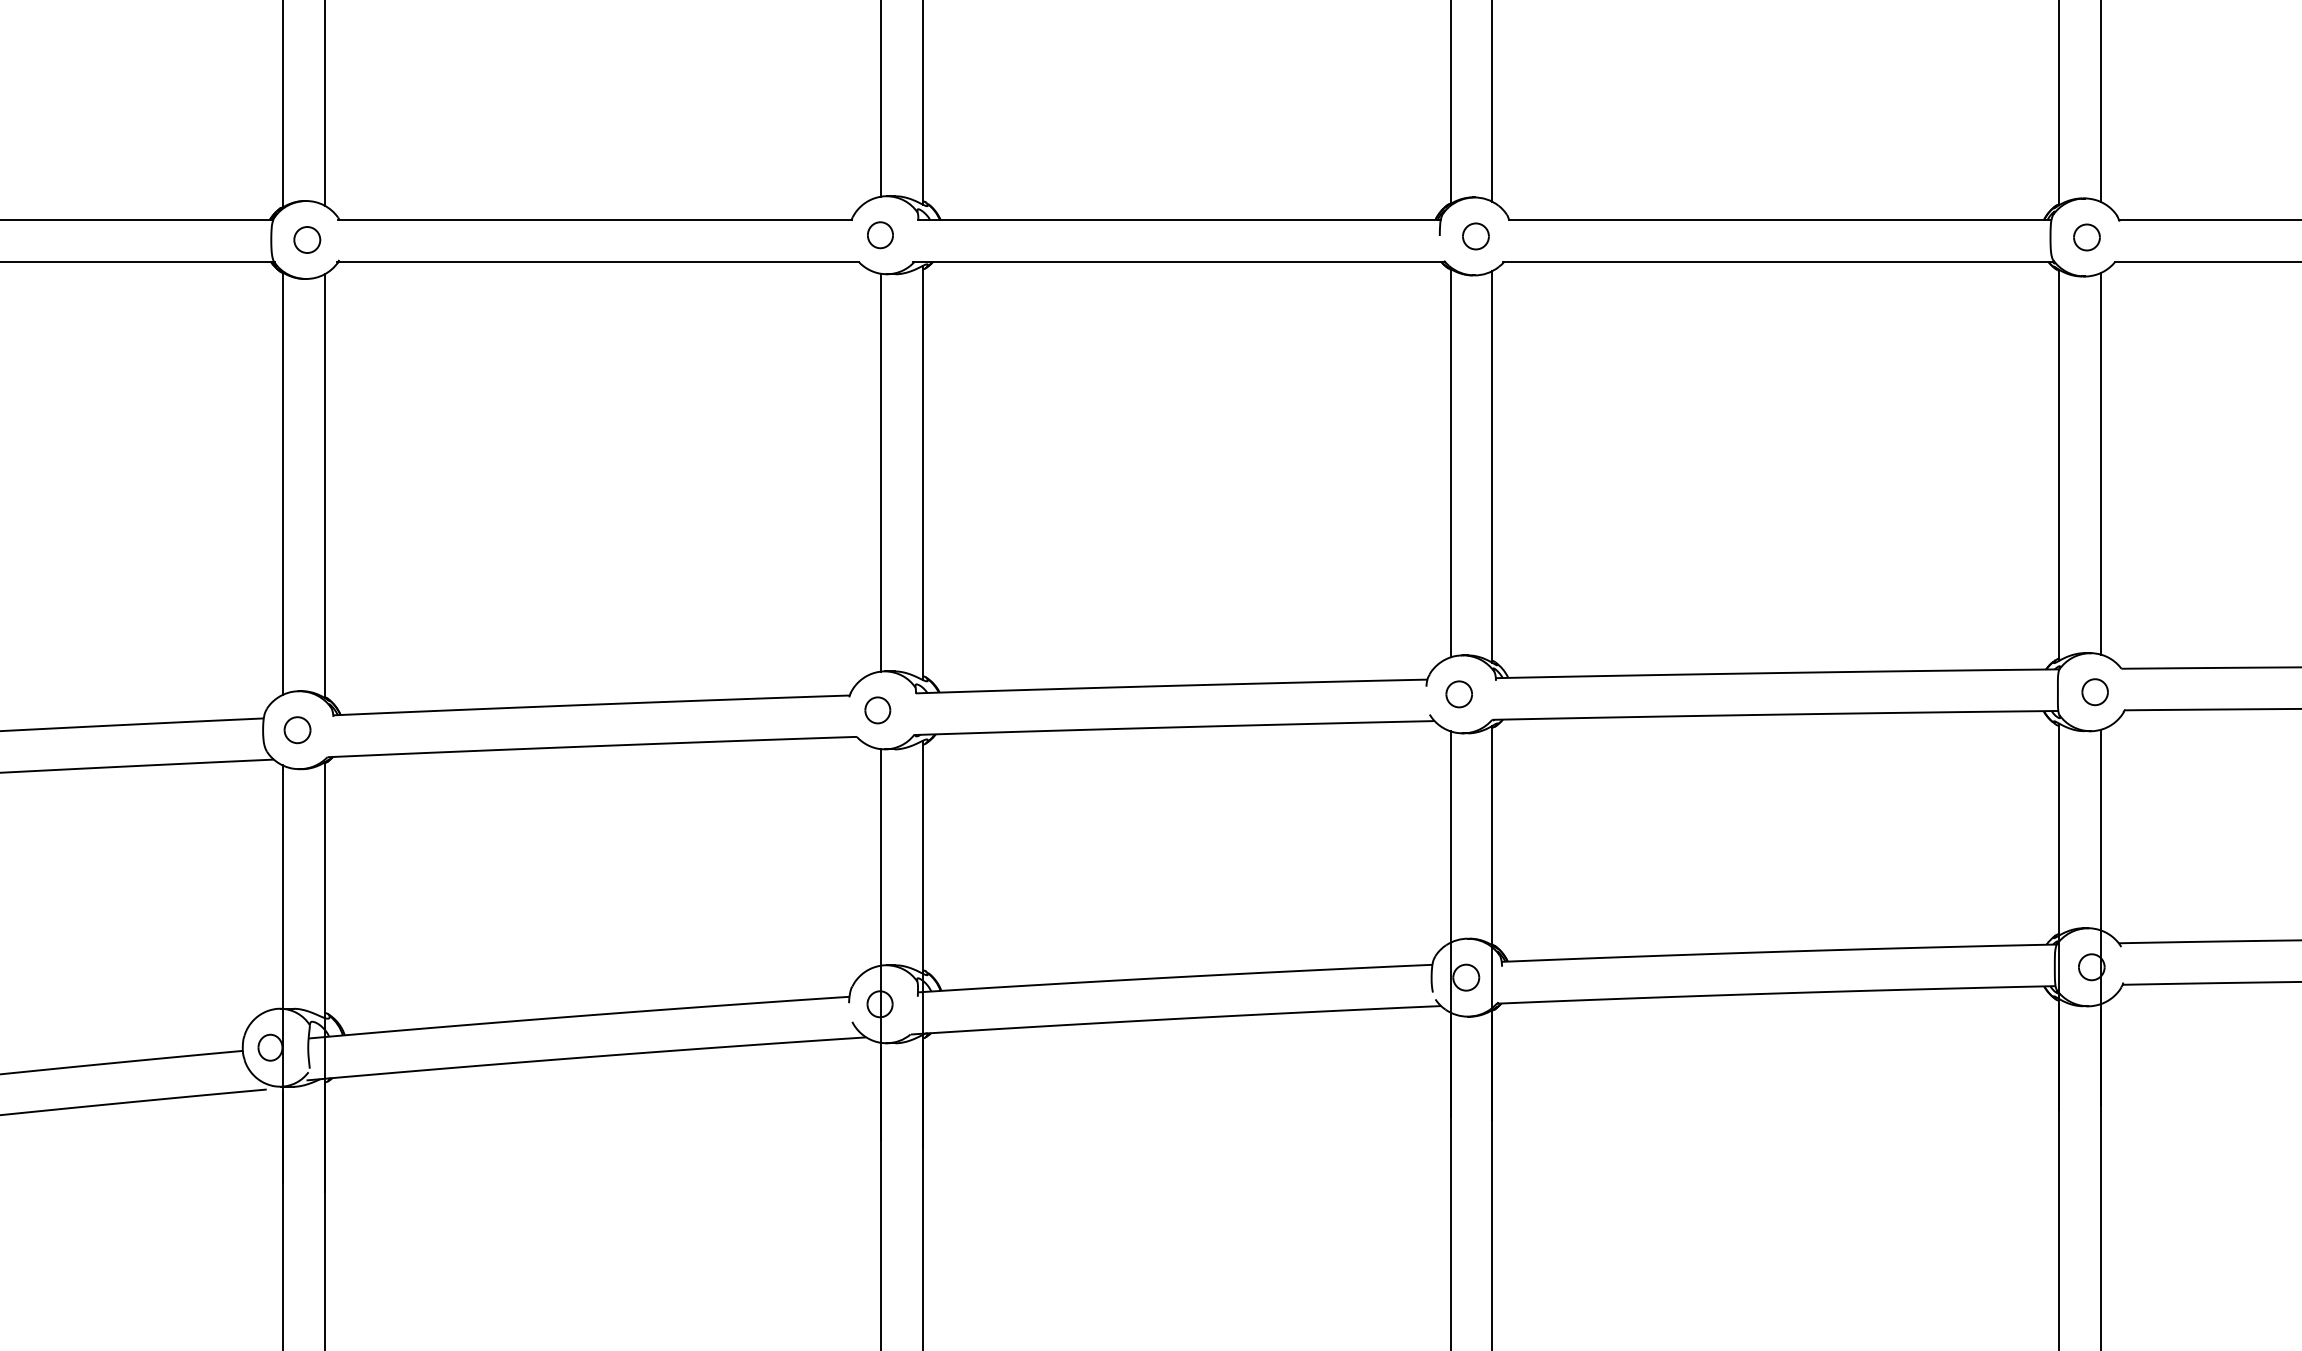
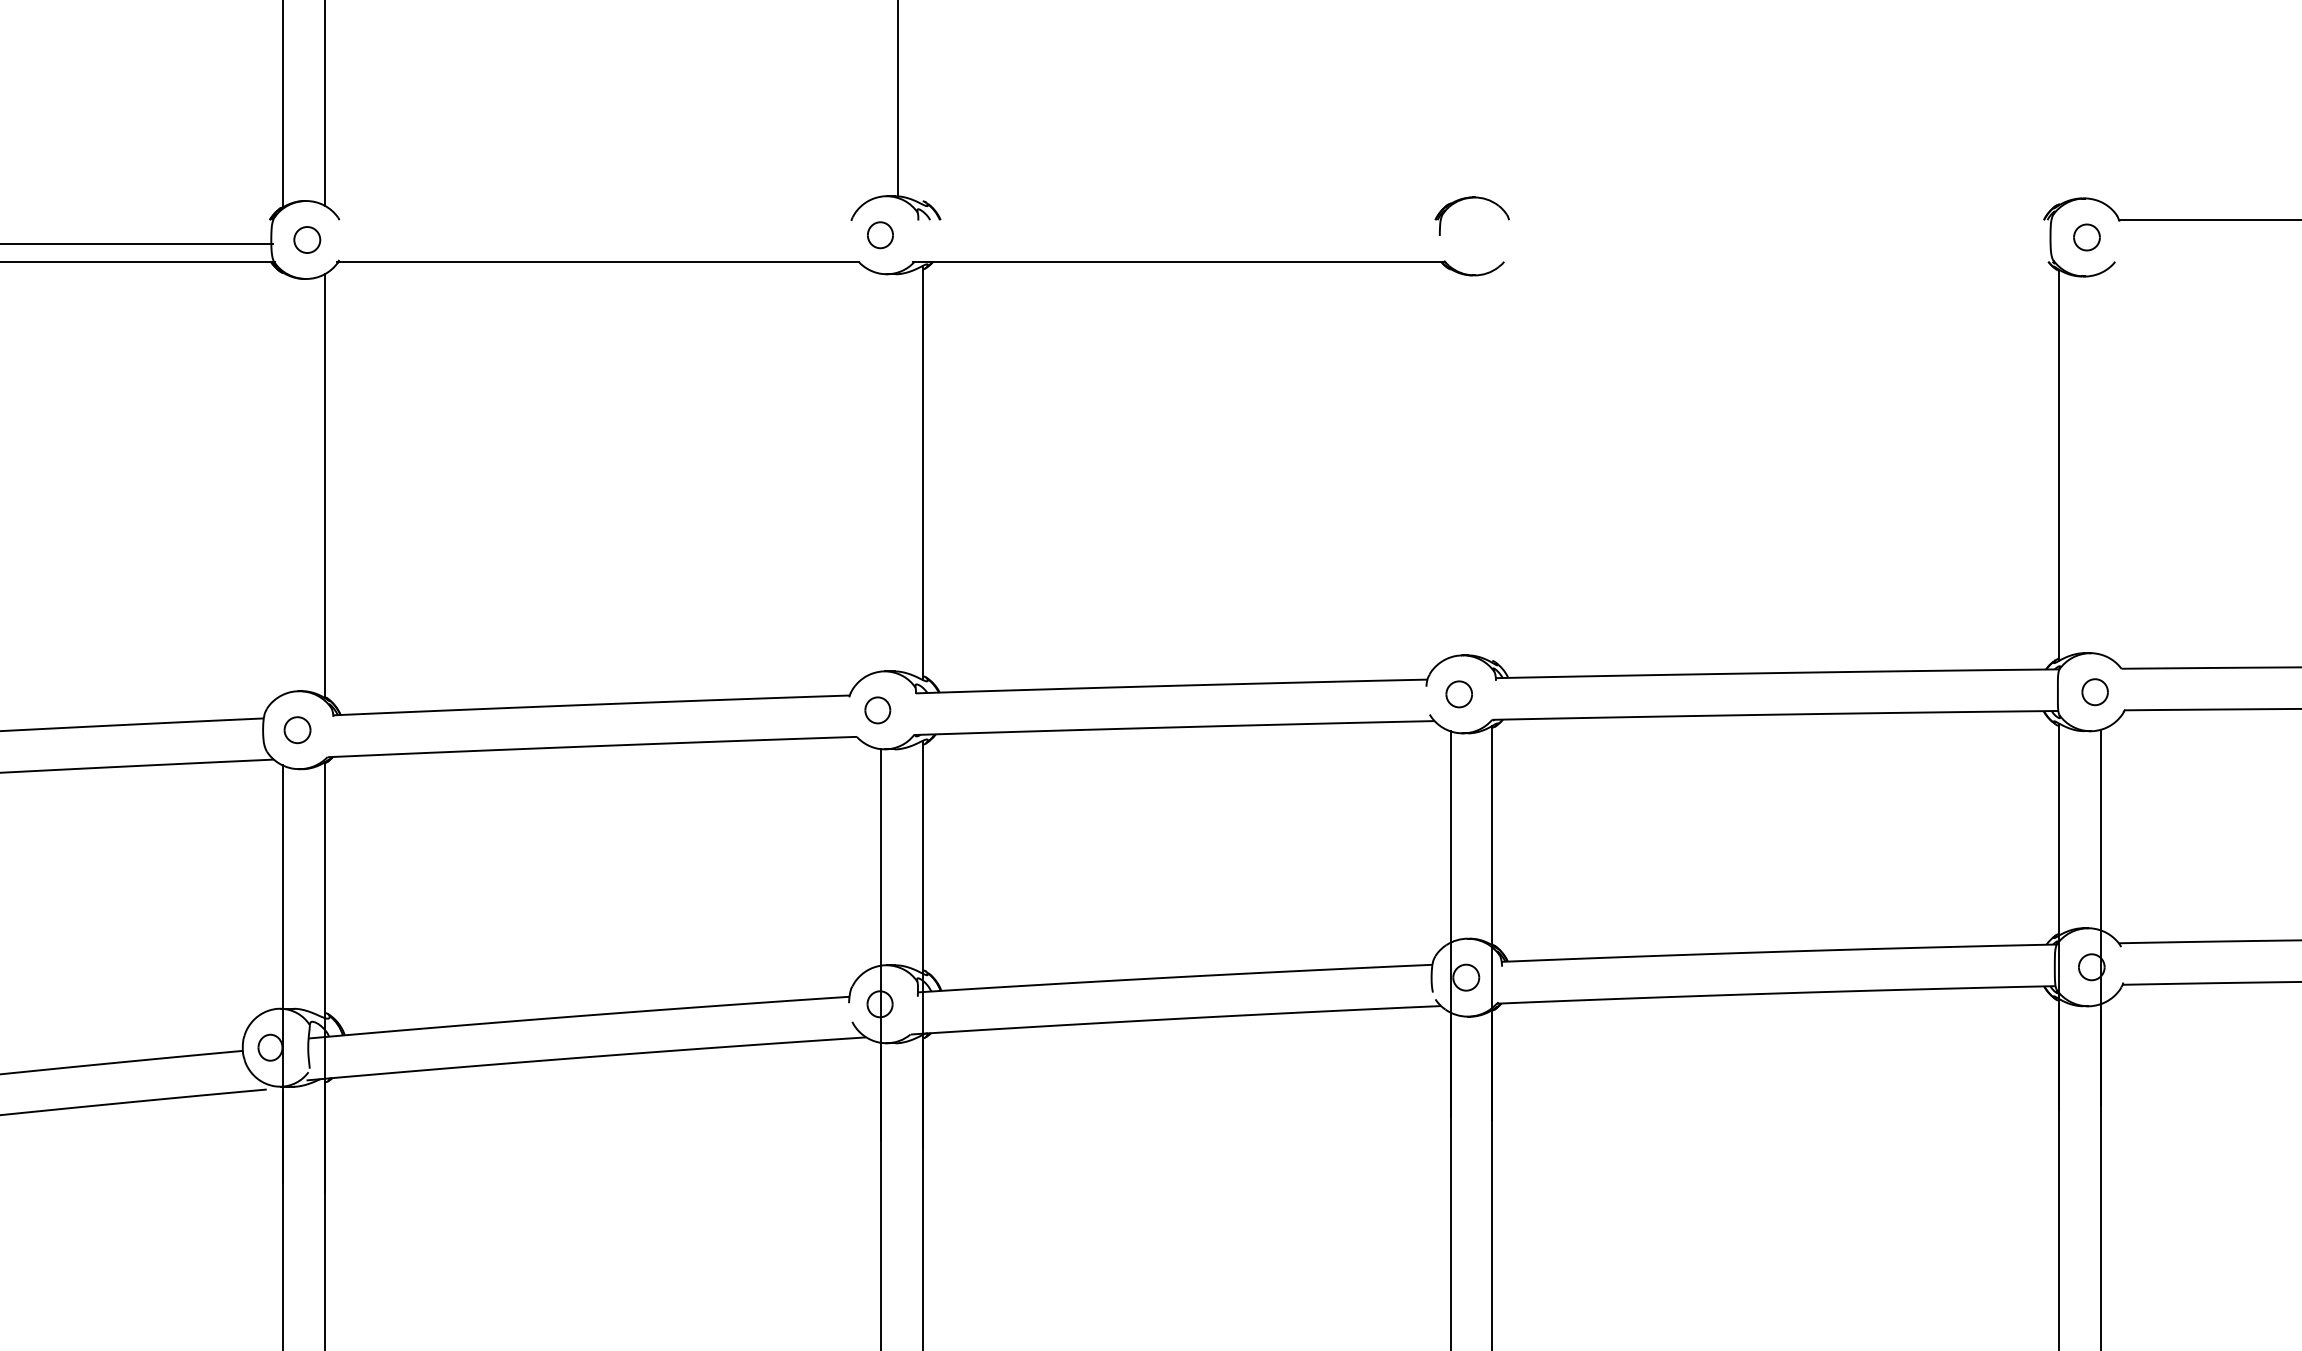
line position: (881, 99) -> (898, 99) (898, 99)
line: present -> none (1492, 101)
line: present -> none (2100, 101)
line: present -> none (922, 103)
line: present -> none (1450, 103)
line: present -> none (2059, 103)
line position: (137, 220) -> (137, 244) (137, 244)
line: present -> none (594, 220)
line: present -> none (1179, 220)
line: present -> none (1780, 220)
part: present -> none (1475, 236)
line: present -> none (1778, 261)
line: present -> none (2206, 261)
line: present -> none (1450, 462)
line: present -> none (2100, 463)
line: present -> none (1492, 466)
line: present -> none (881, 472)
line: present -> none (282, 483)
